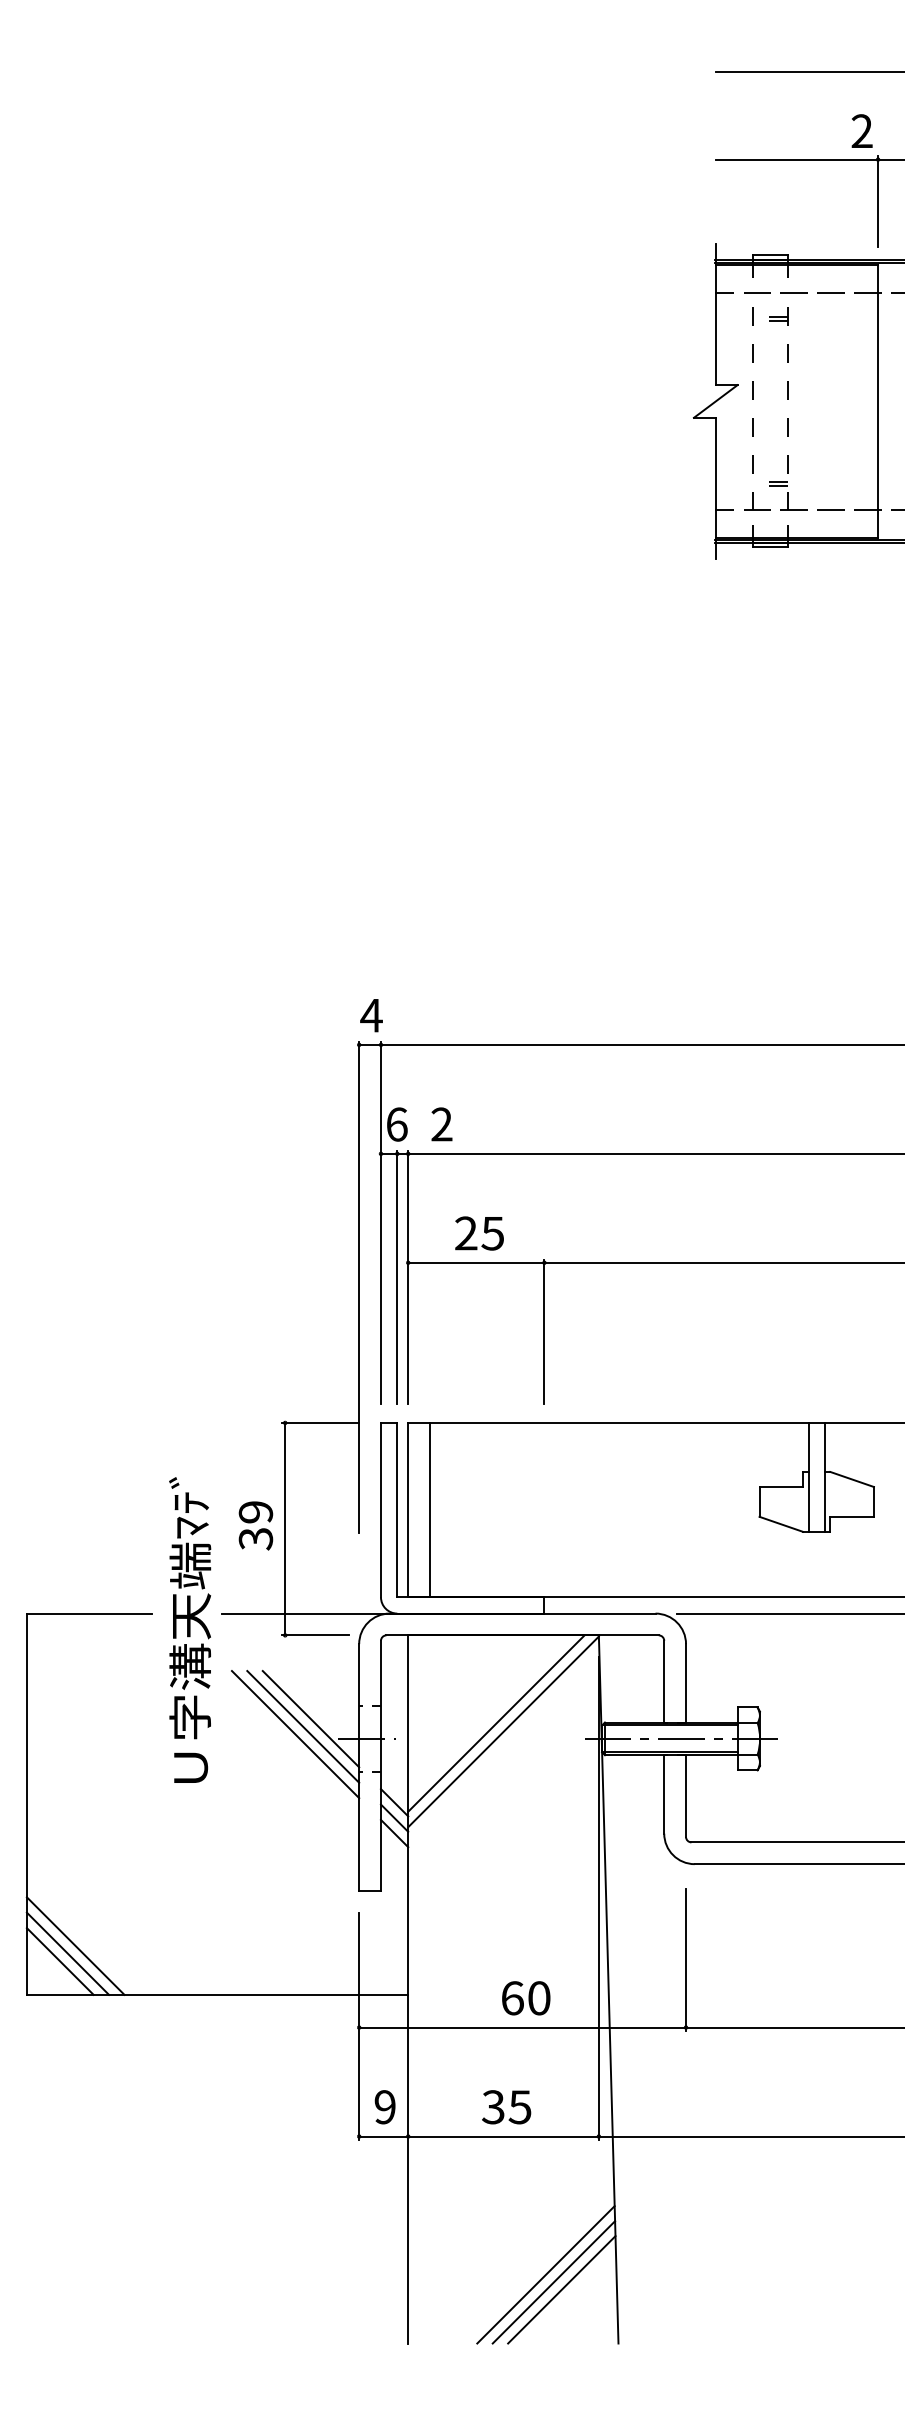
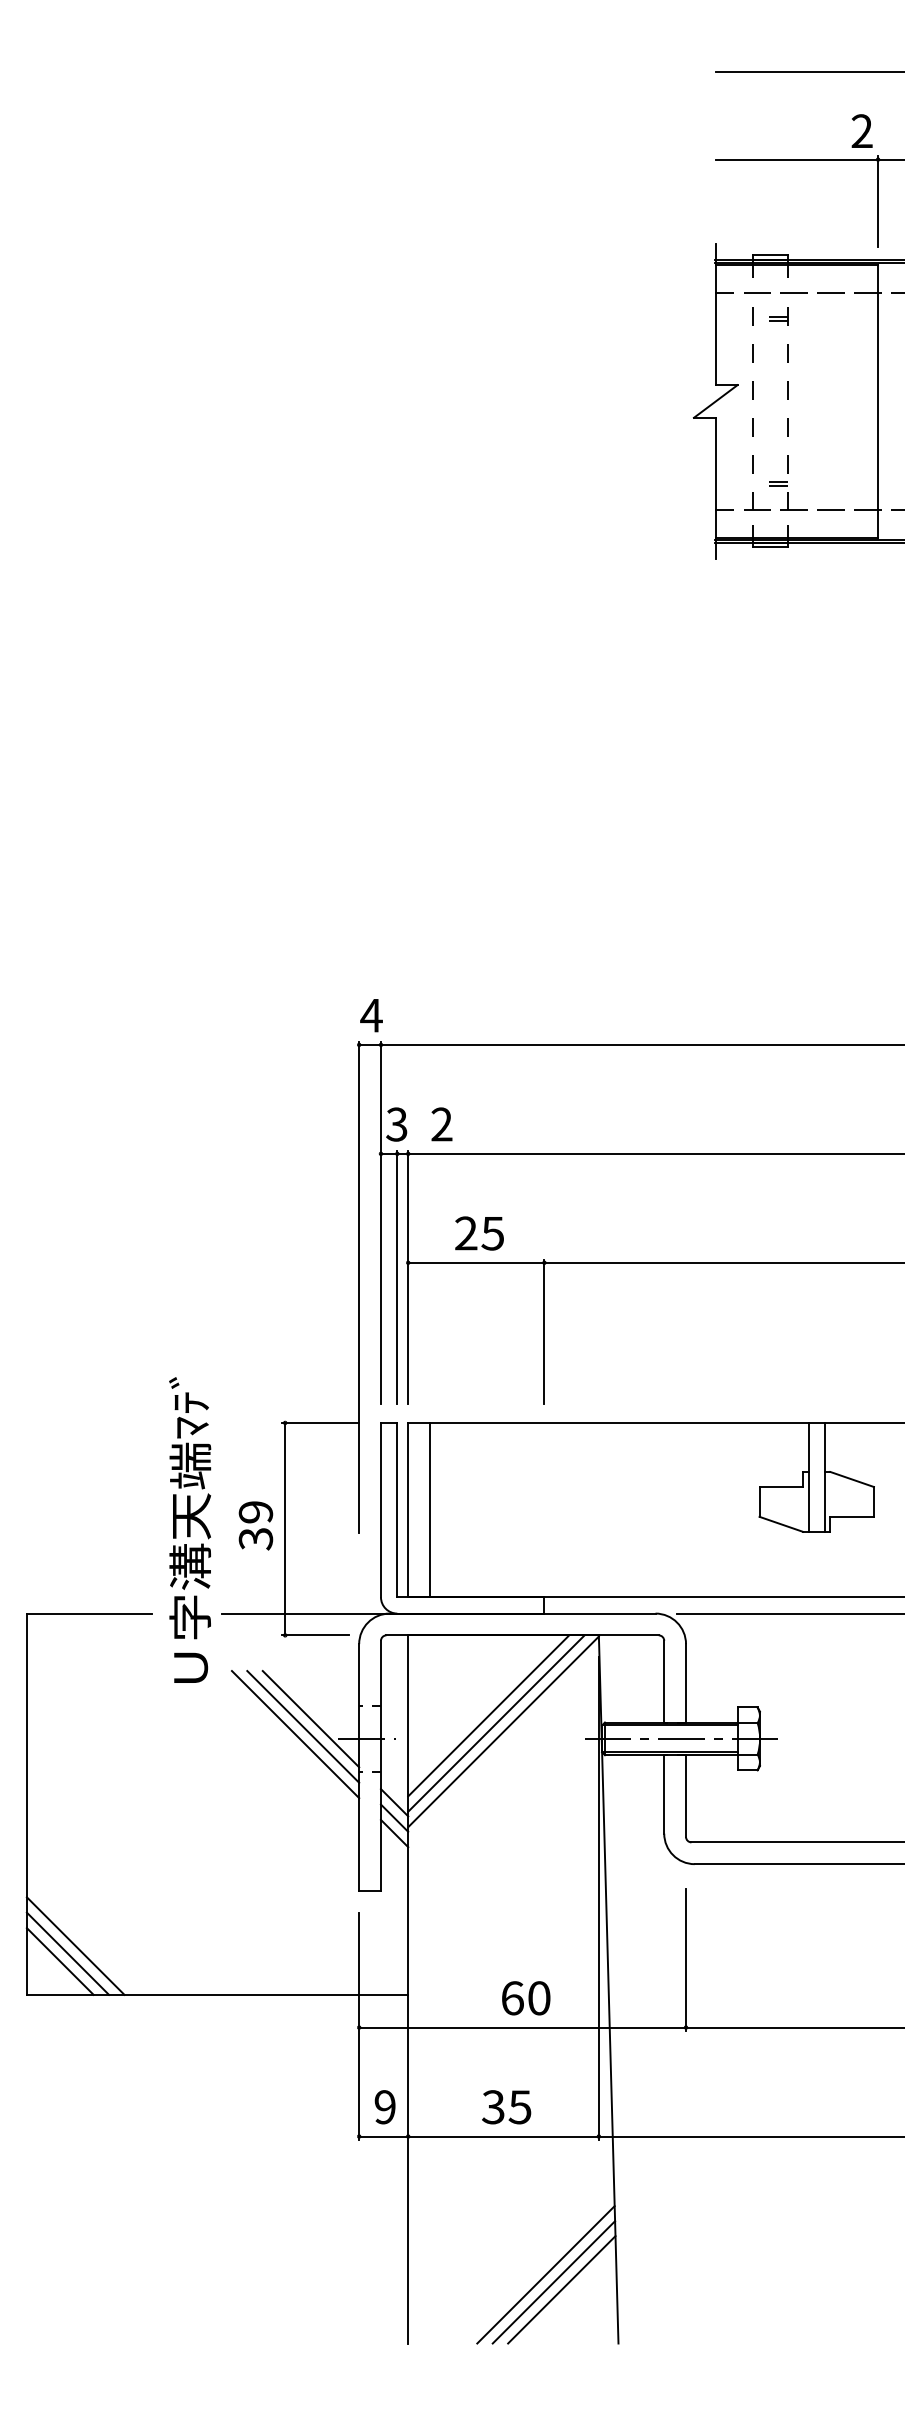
text: 6 -> 3 (396, 1124)
text position: (190, 1629) -> (190, 1529) (190, 1529)
line: none -> present (488, 1715)
